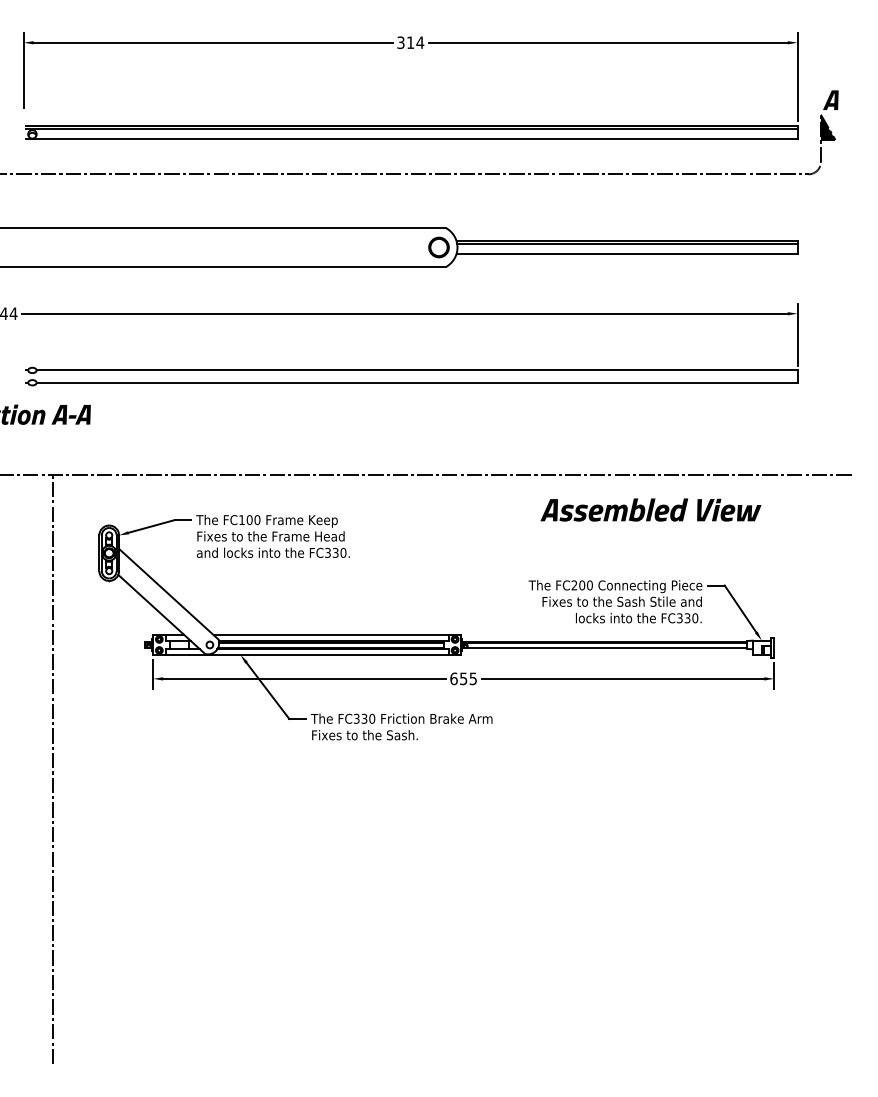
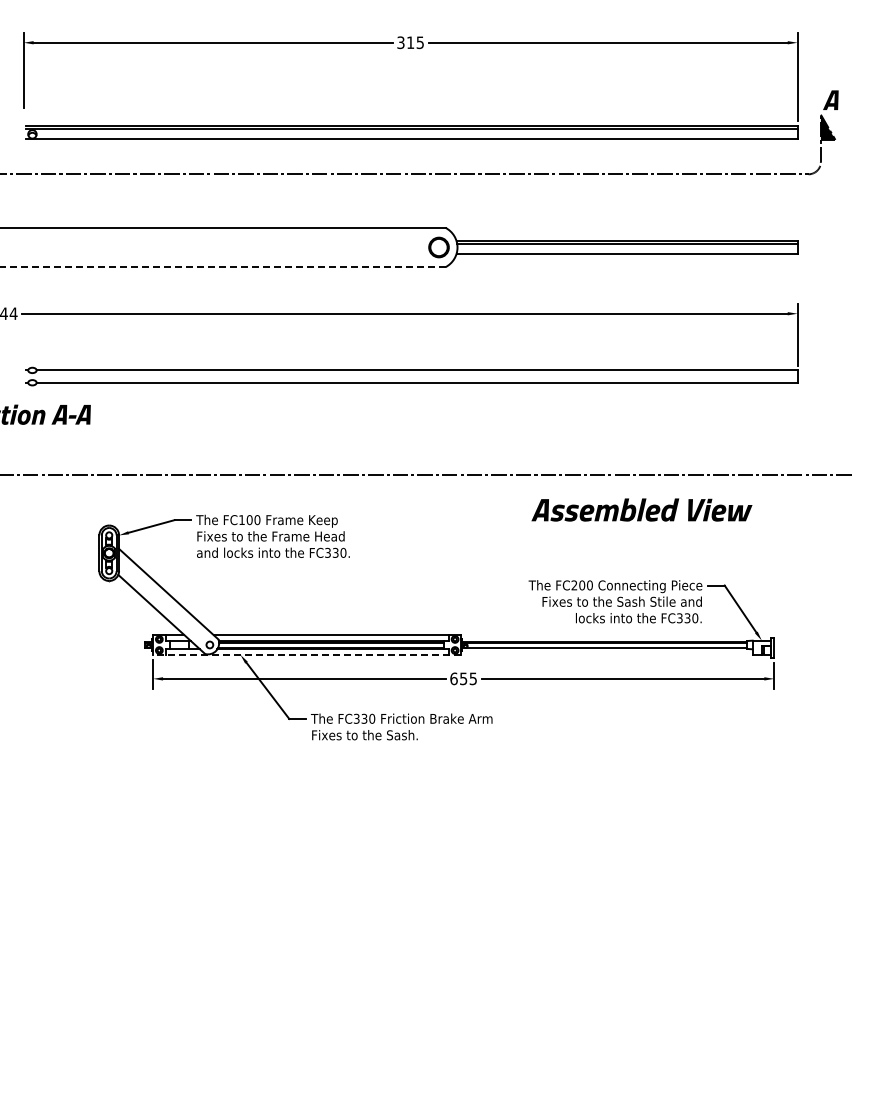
text: 314 -> 315 (420, 42)
line: solid -> dashed (222, 267)
text position: (650, 509) -> (641, 509) (641, 509)
line: solid -> dashed (306, 654)
line: present -> none (53, 769)
